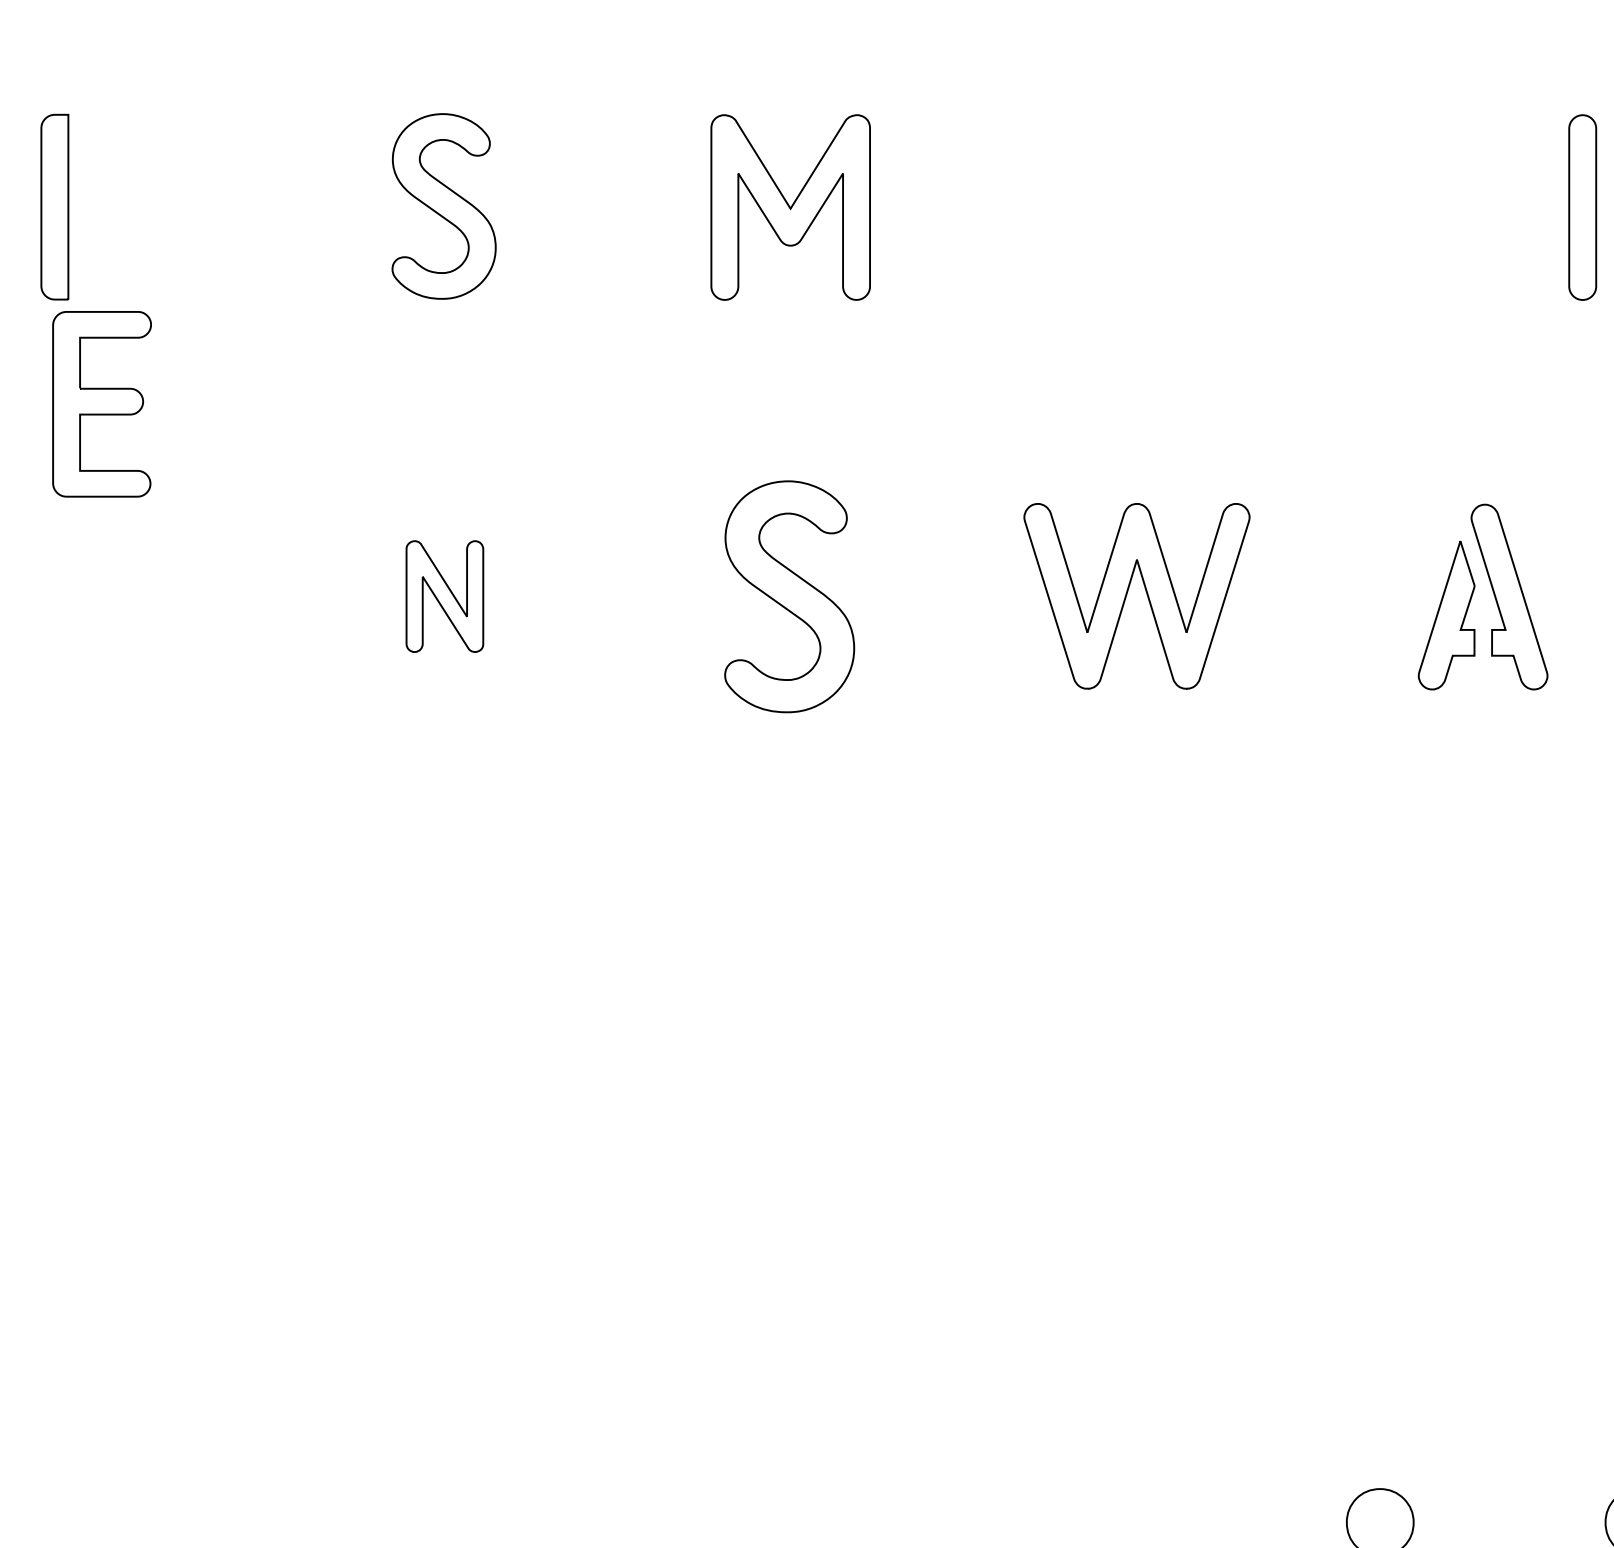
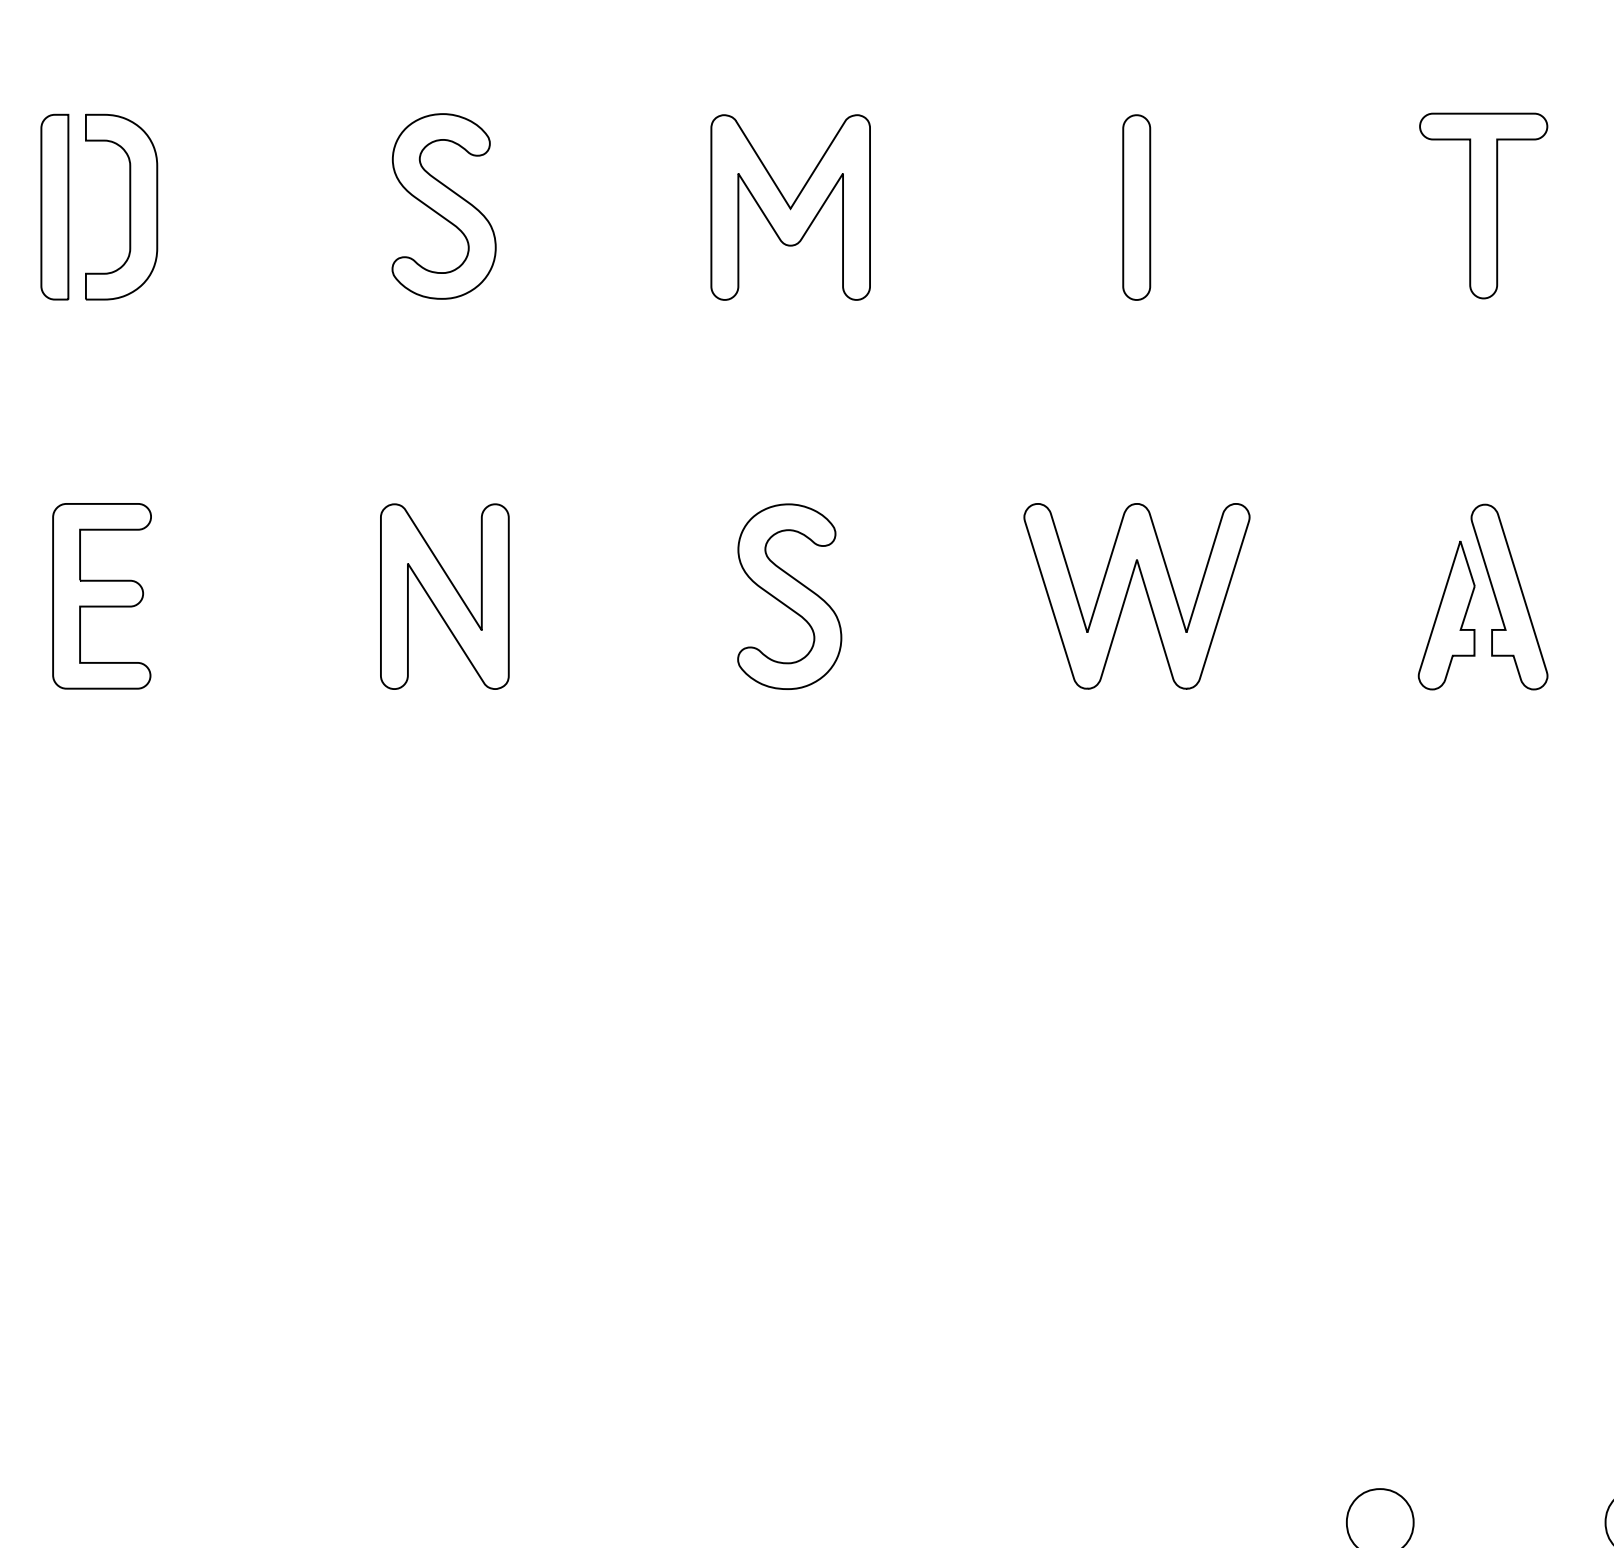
part: none -> present (1483, 205)
part: none -> present (129, 206)
part position: (1582, 207) -> (1136, 207) (1136, 207)
part position: (101, 404) -> (101, 596) (101, 596)
part size: 80x113 px -> 130x187 px (444, 596)
part size: 132x234 px -> 106x187 px (789, 596)
